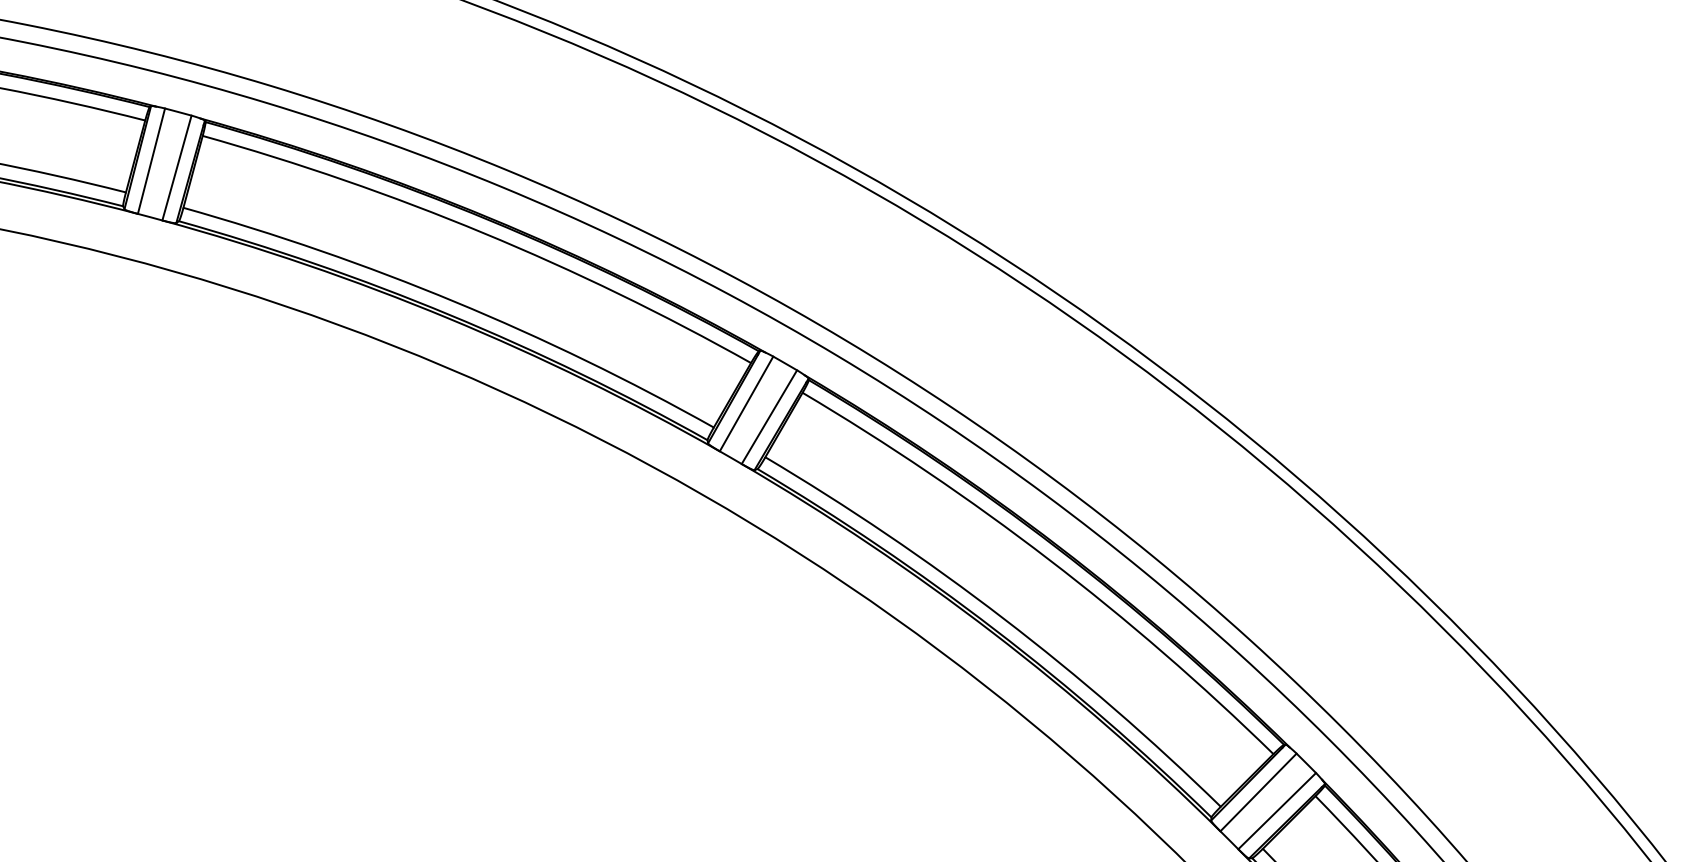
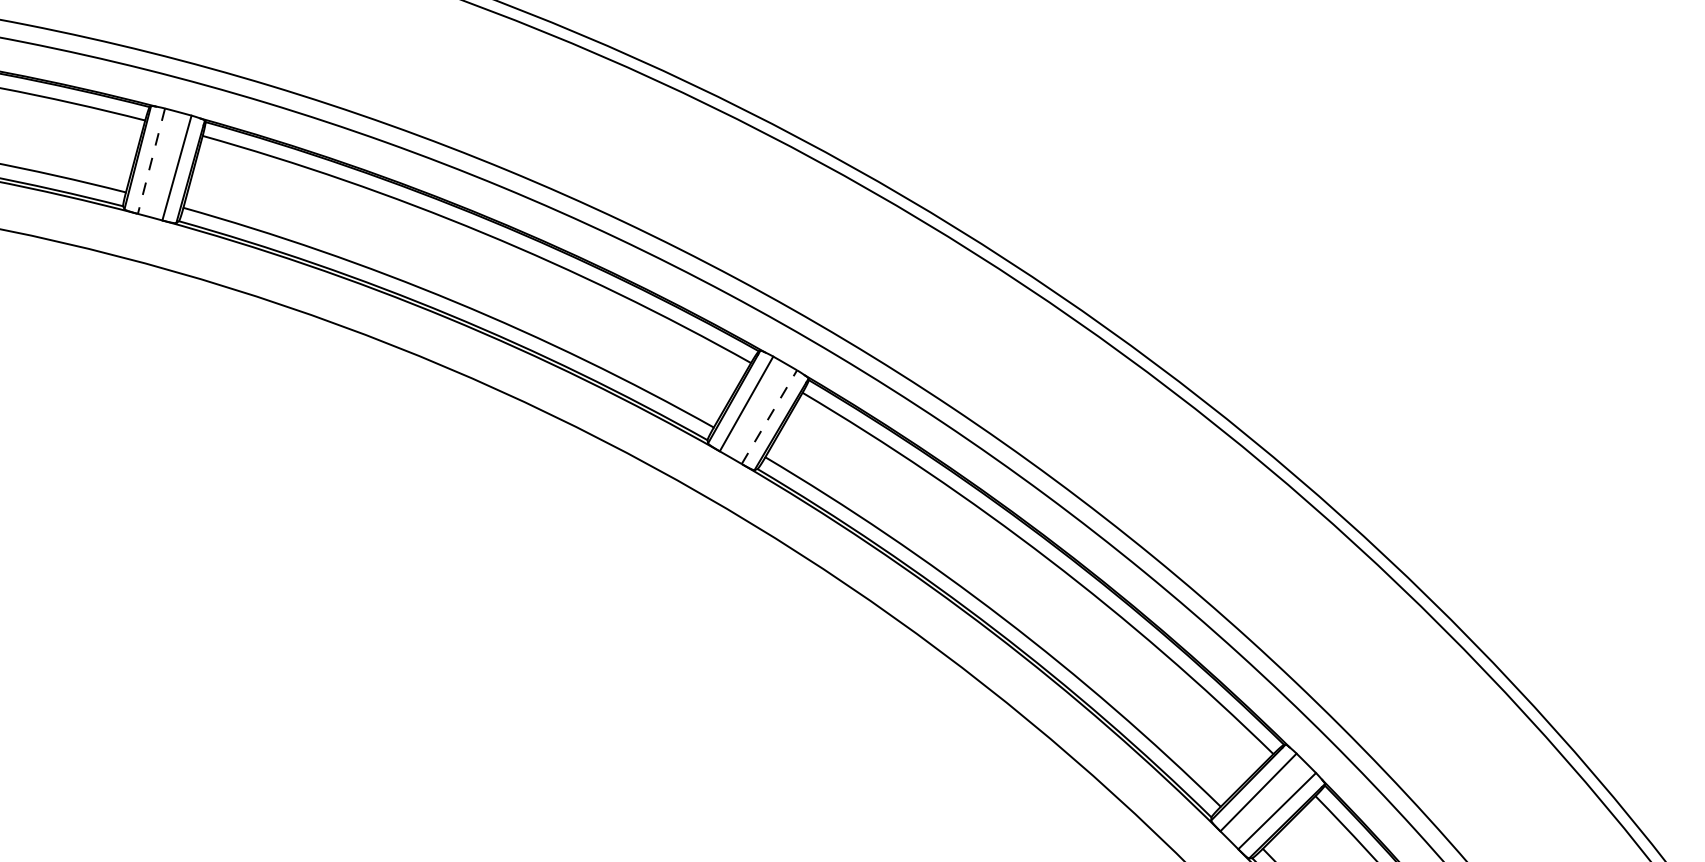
line: solid -> dashed (151, 161)
line: solid -> dashed (769, 416)
